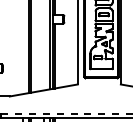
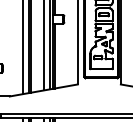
line: none -> present (43, 46)
line: none -> present (23, 48)
line: dashed -> solid (66, 113)
